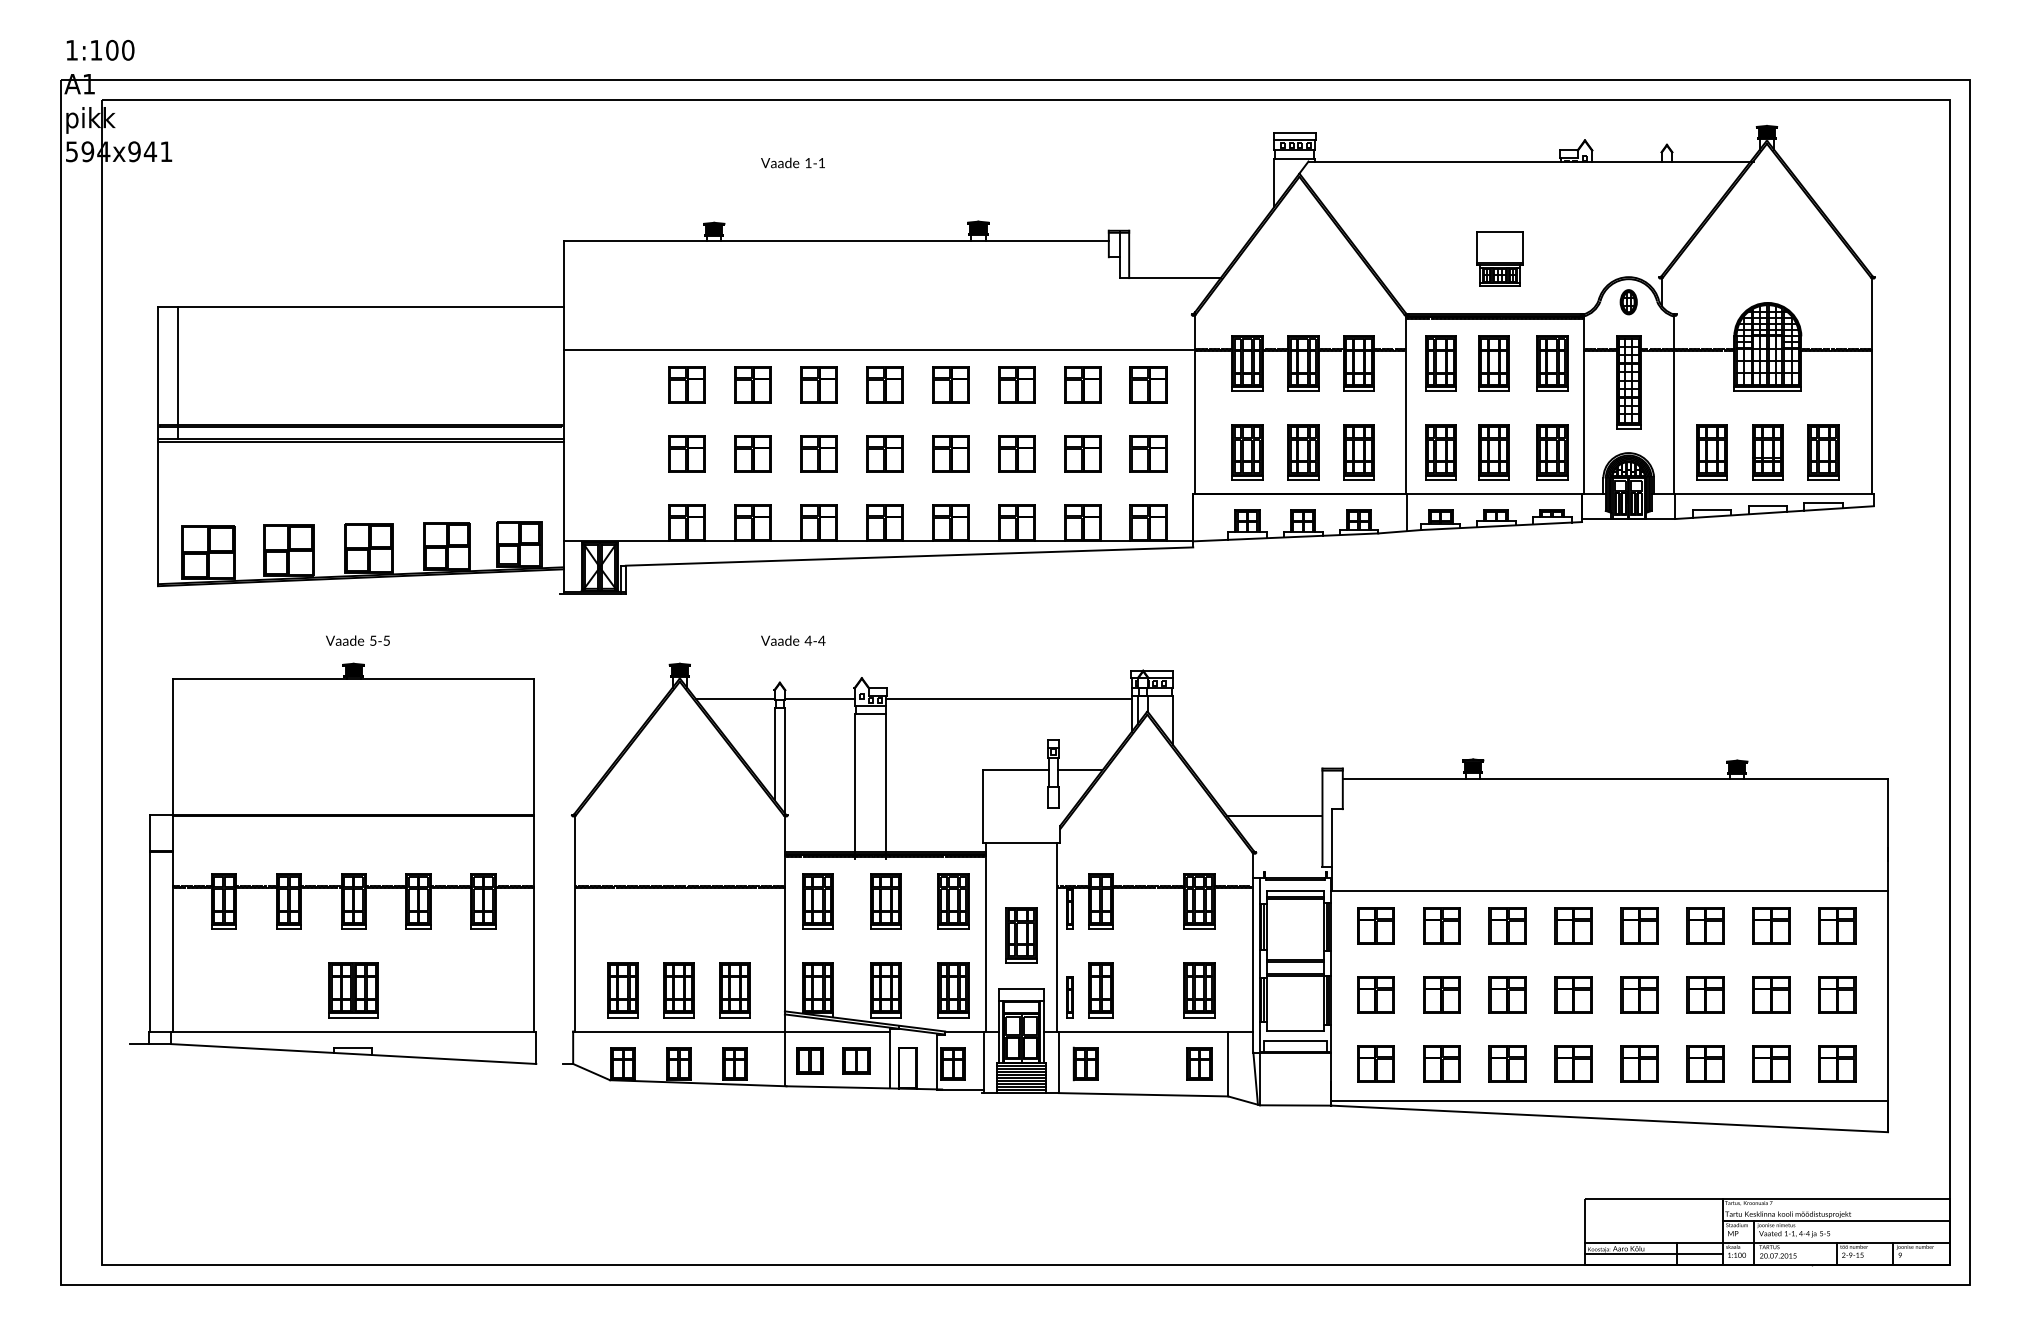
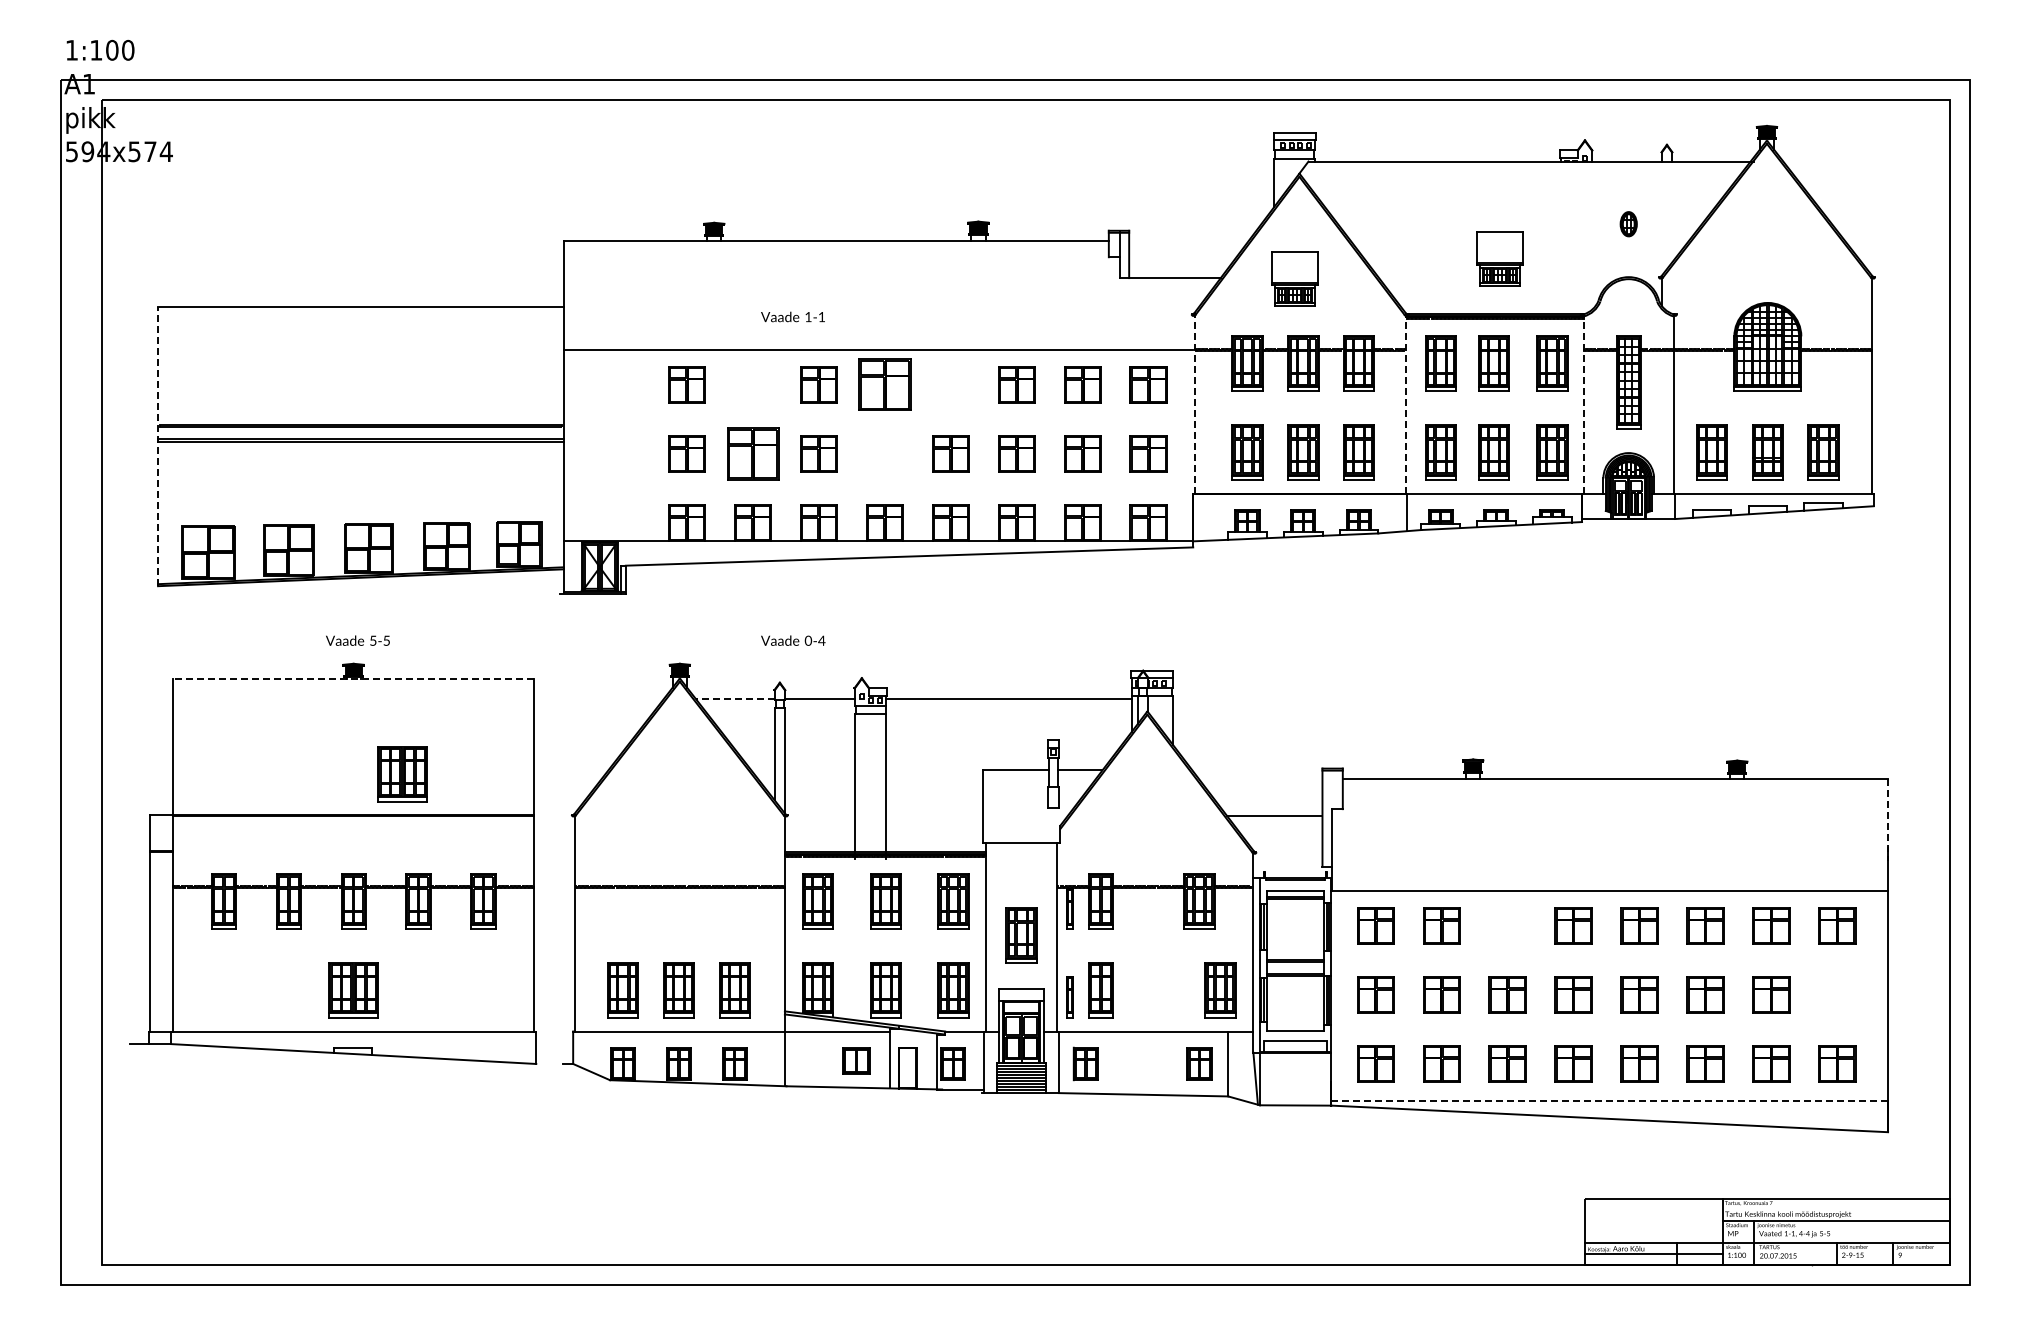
text: 594x941 -> 594x574 (150, 151)
text position: (792, 162) -> (792, 316) (792, 316)
part: none -> present (1294, 278)
part position: (1628, 302) -> (1628, 224) (1628, 224)
line: present -> none (178, 372)
part: present -> none (752, 384)
part size: 38x38 px -> 54x53 px (884, 384)
part: present -> none (950, 384)
line: solid -> dashed (1194, 402)
line: solid -> dashed (1405, 404)
line: solid -> dashed (1583, 404)
line: solid -> dashed (158, 446)
part size: 38x38 px -> 53x54 px (753, 453)
part: present -> none (884, 453)
text: 4-4 -> 0-4 (808, 640)
line: solid -> dashed (353, 679)
line: solid -> dashed (735, 699)
part: none -> present (402, 774)
line: solid -> dashed (1888, 820)
part: present -> none (1507, 925)
part position: (1199, 990) -> (1220, 990) (1220, 990)
part: present -> none (1837, 994)
part: present -> none (809, 1060)
line: solid -> dashed (1610, 1100)
